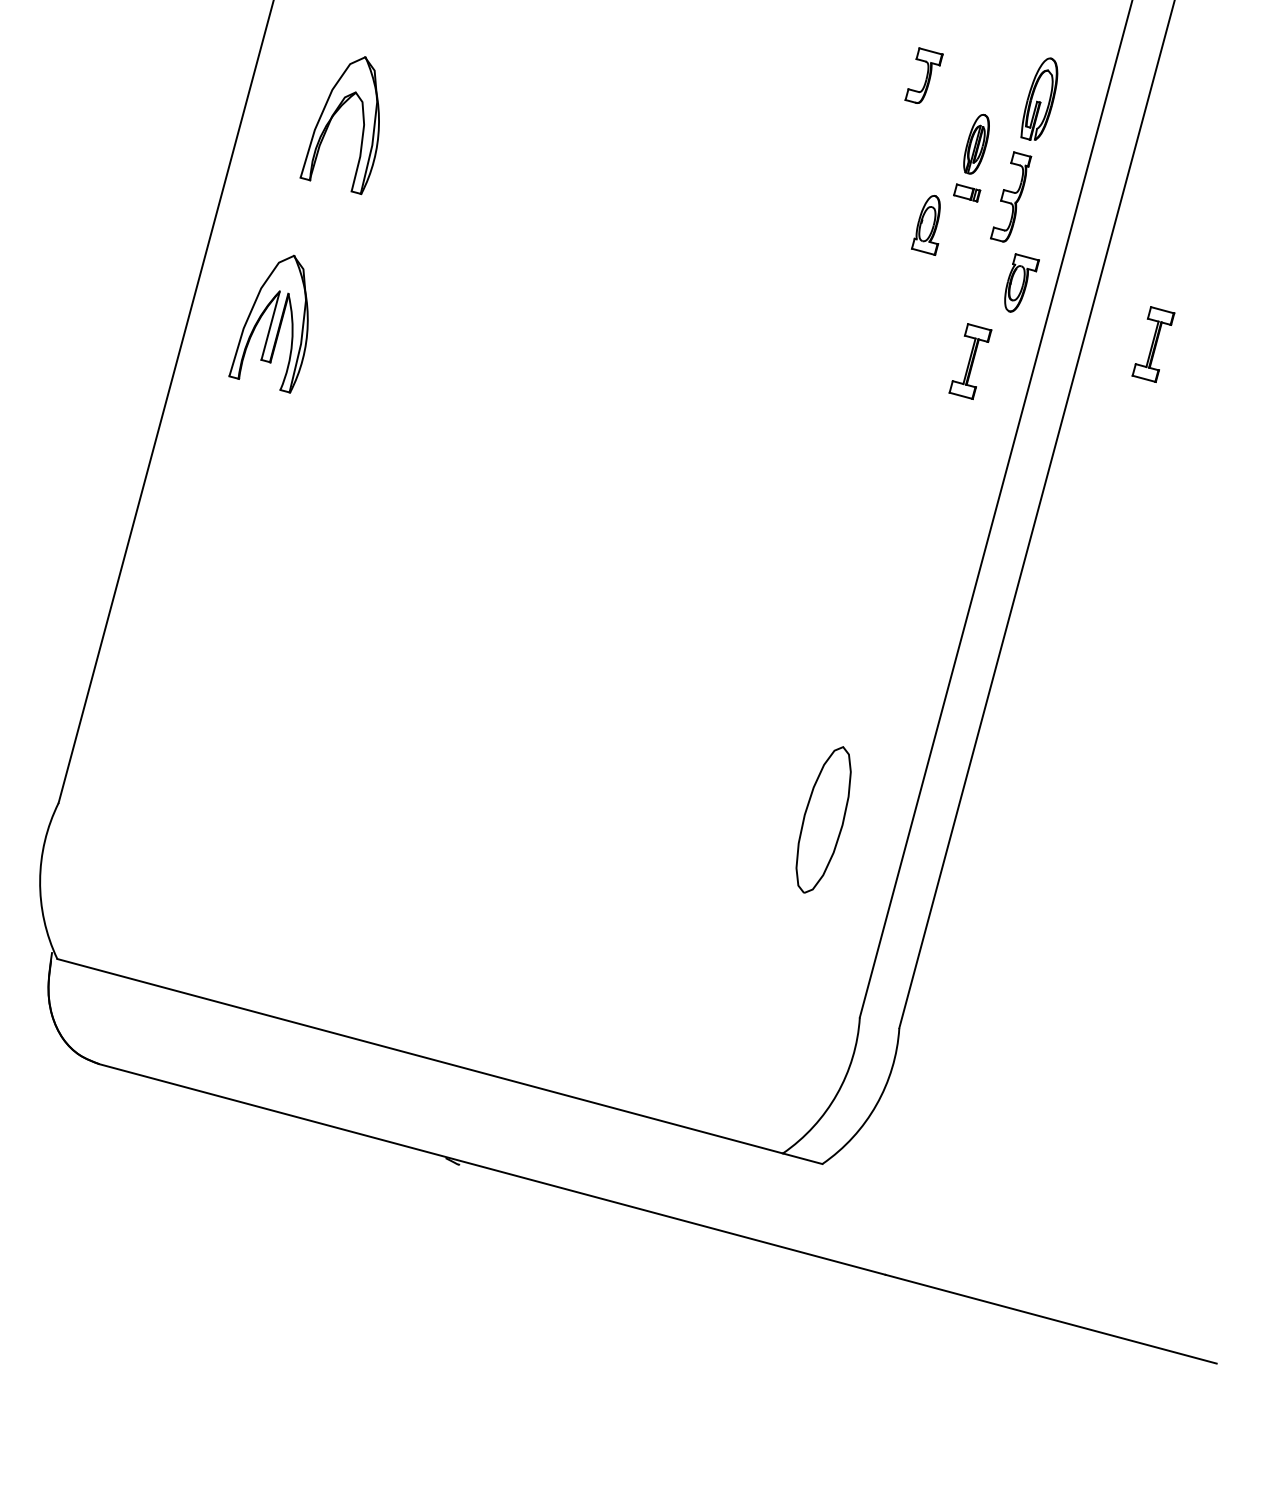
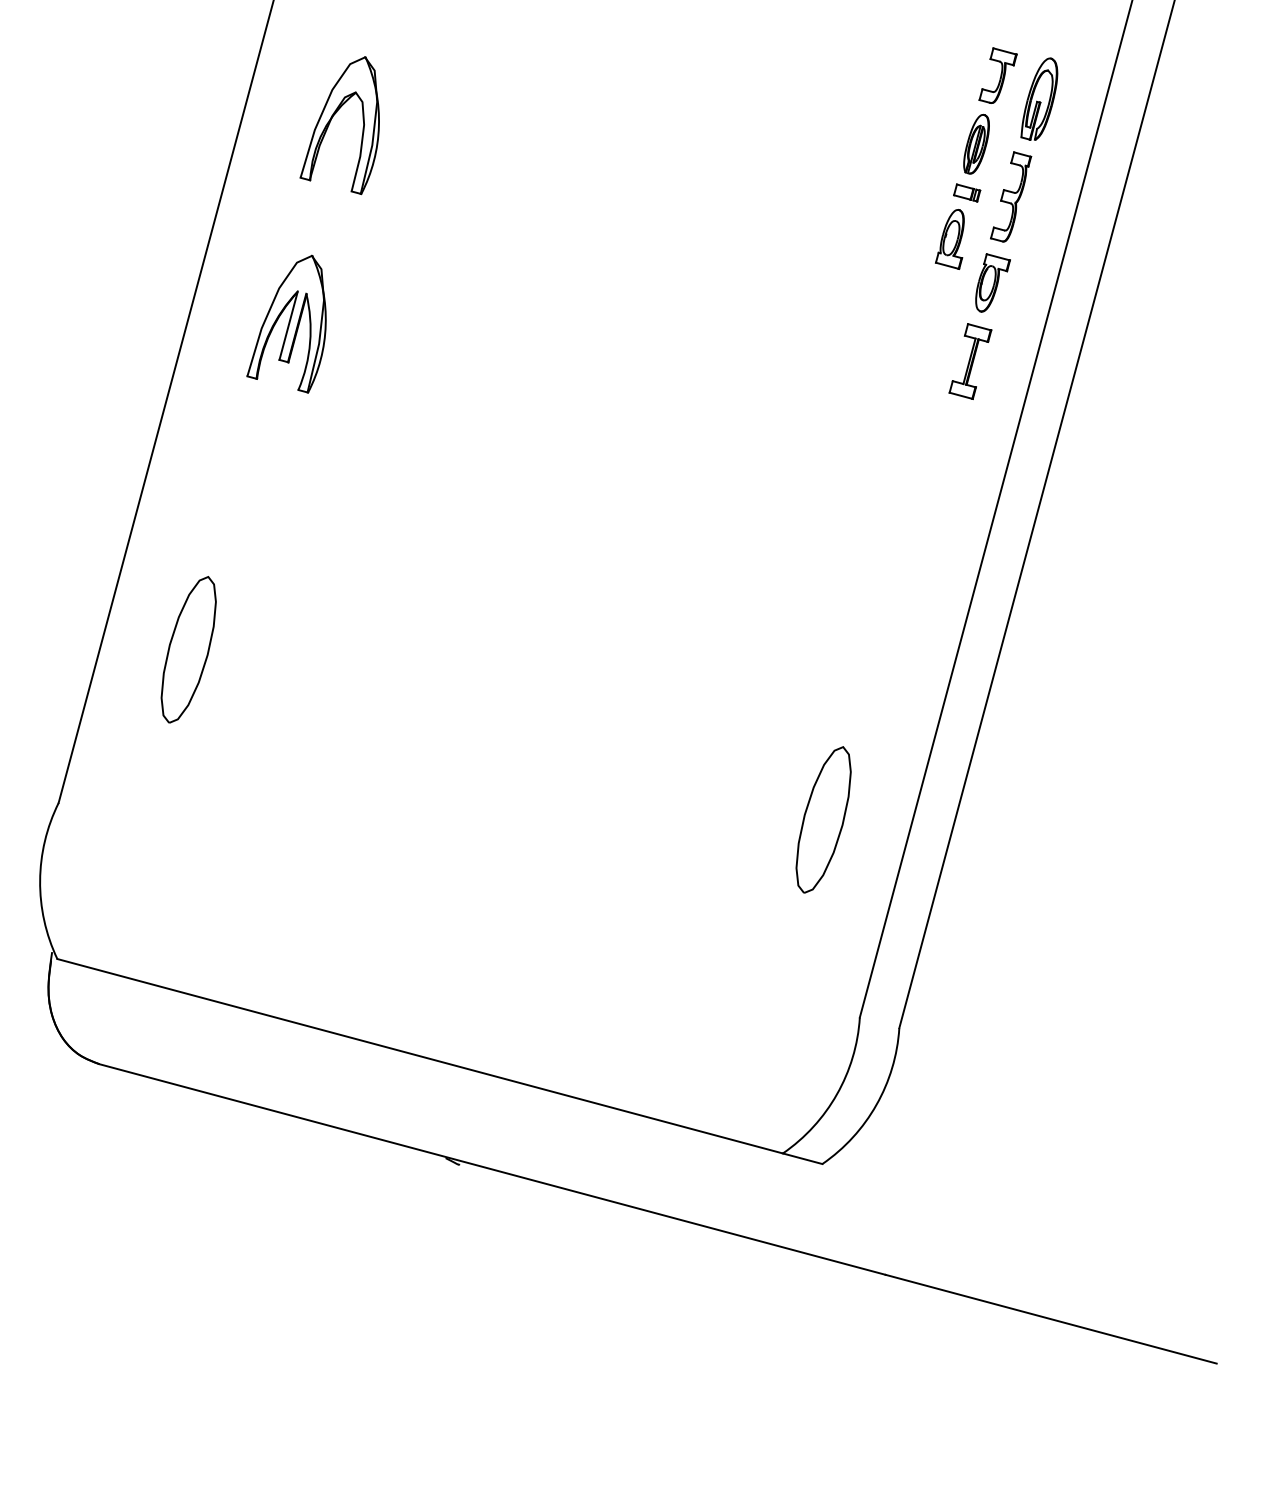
part position: (923, 75) -> (997, 75) (997, 75)
part position: (925, 225) -> (949, 239) (949, 239)
part position: (1021, 282) -> (992, 282) (992, 282)
part position: (268, 323) -> (286, 323) (286, 323)
part: present -> none (1153, 344)
part: none -> present (188, 649)
